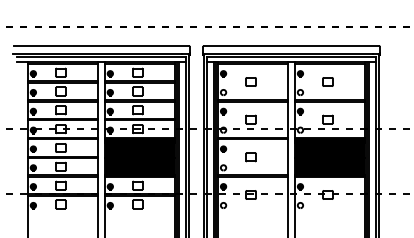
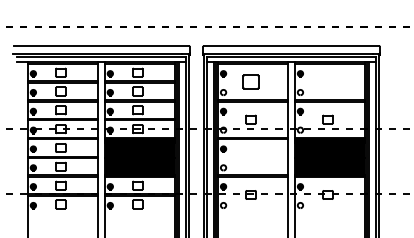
part size: 12x10 px -> 18x16 px (250, 81)
part: present -> none (327, 81)
part: present -> none (250, 157)
